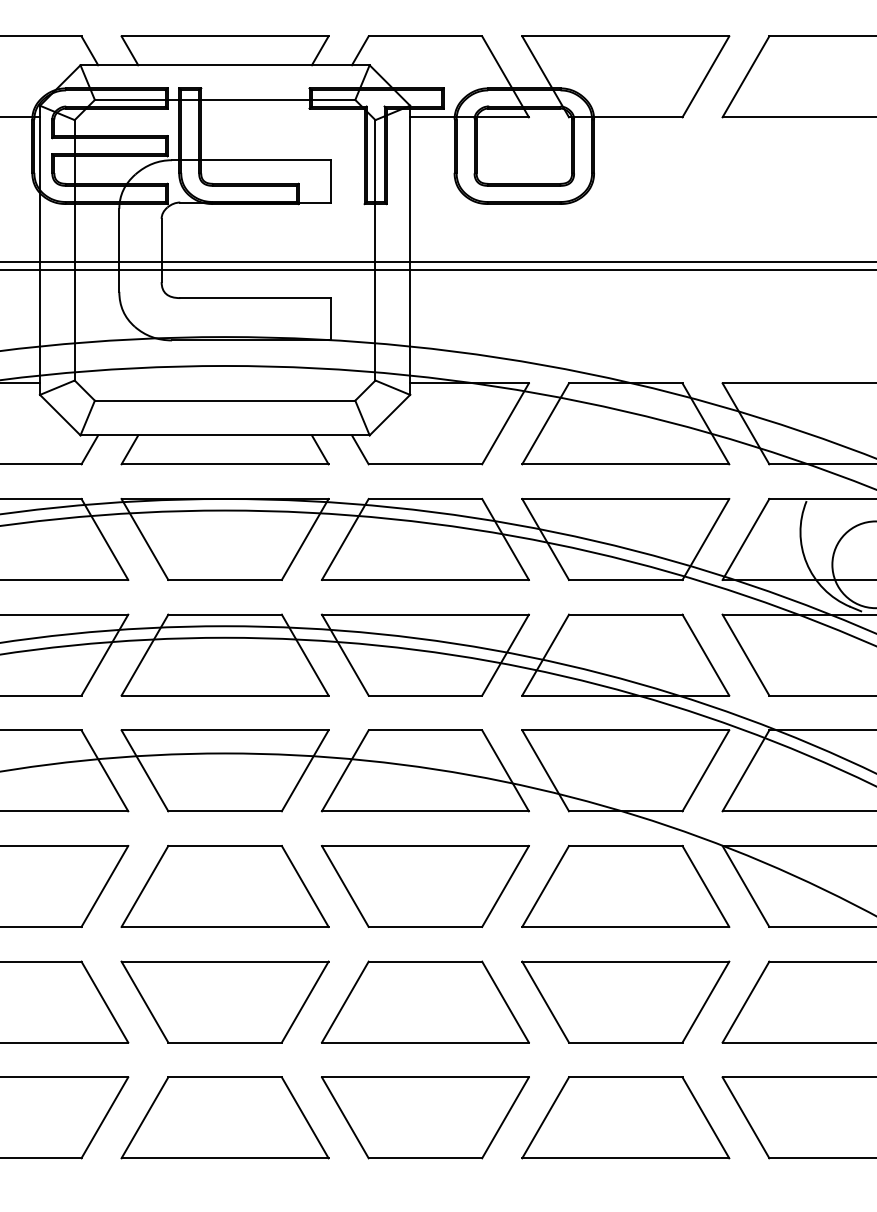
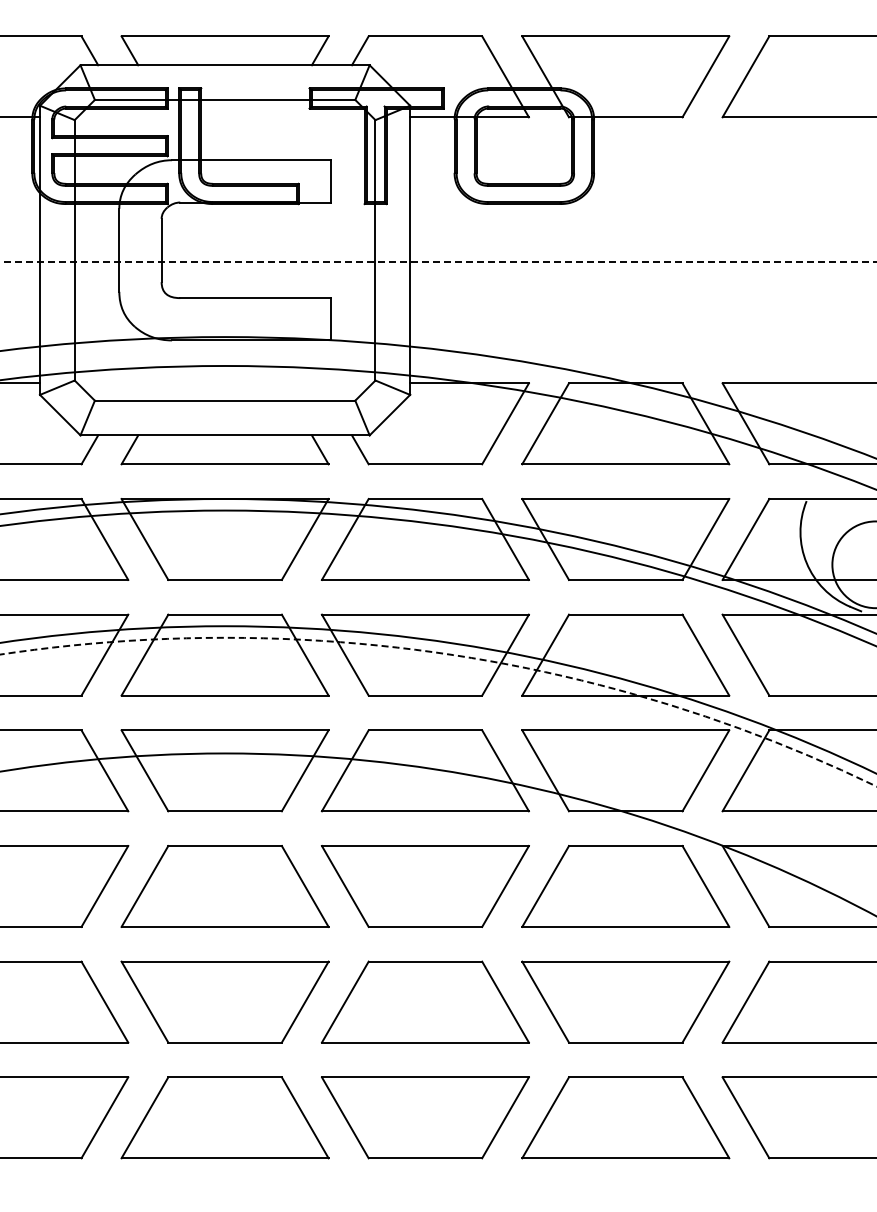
line: solid -> dashed (438, 261)
line: present -> none (437, 269)
circle: solid -> dashed (438, 711)
